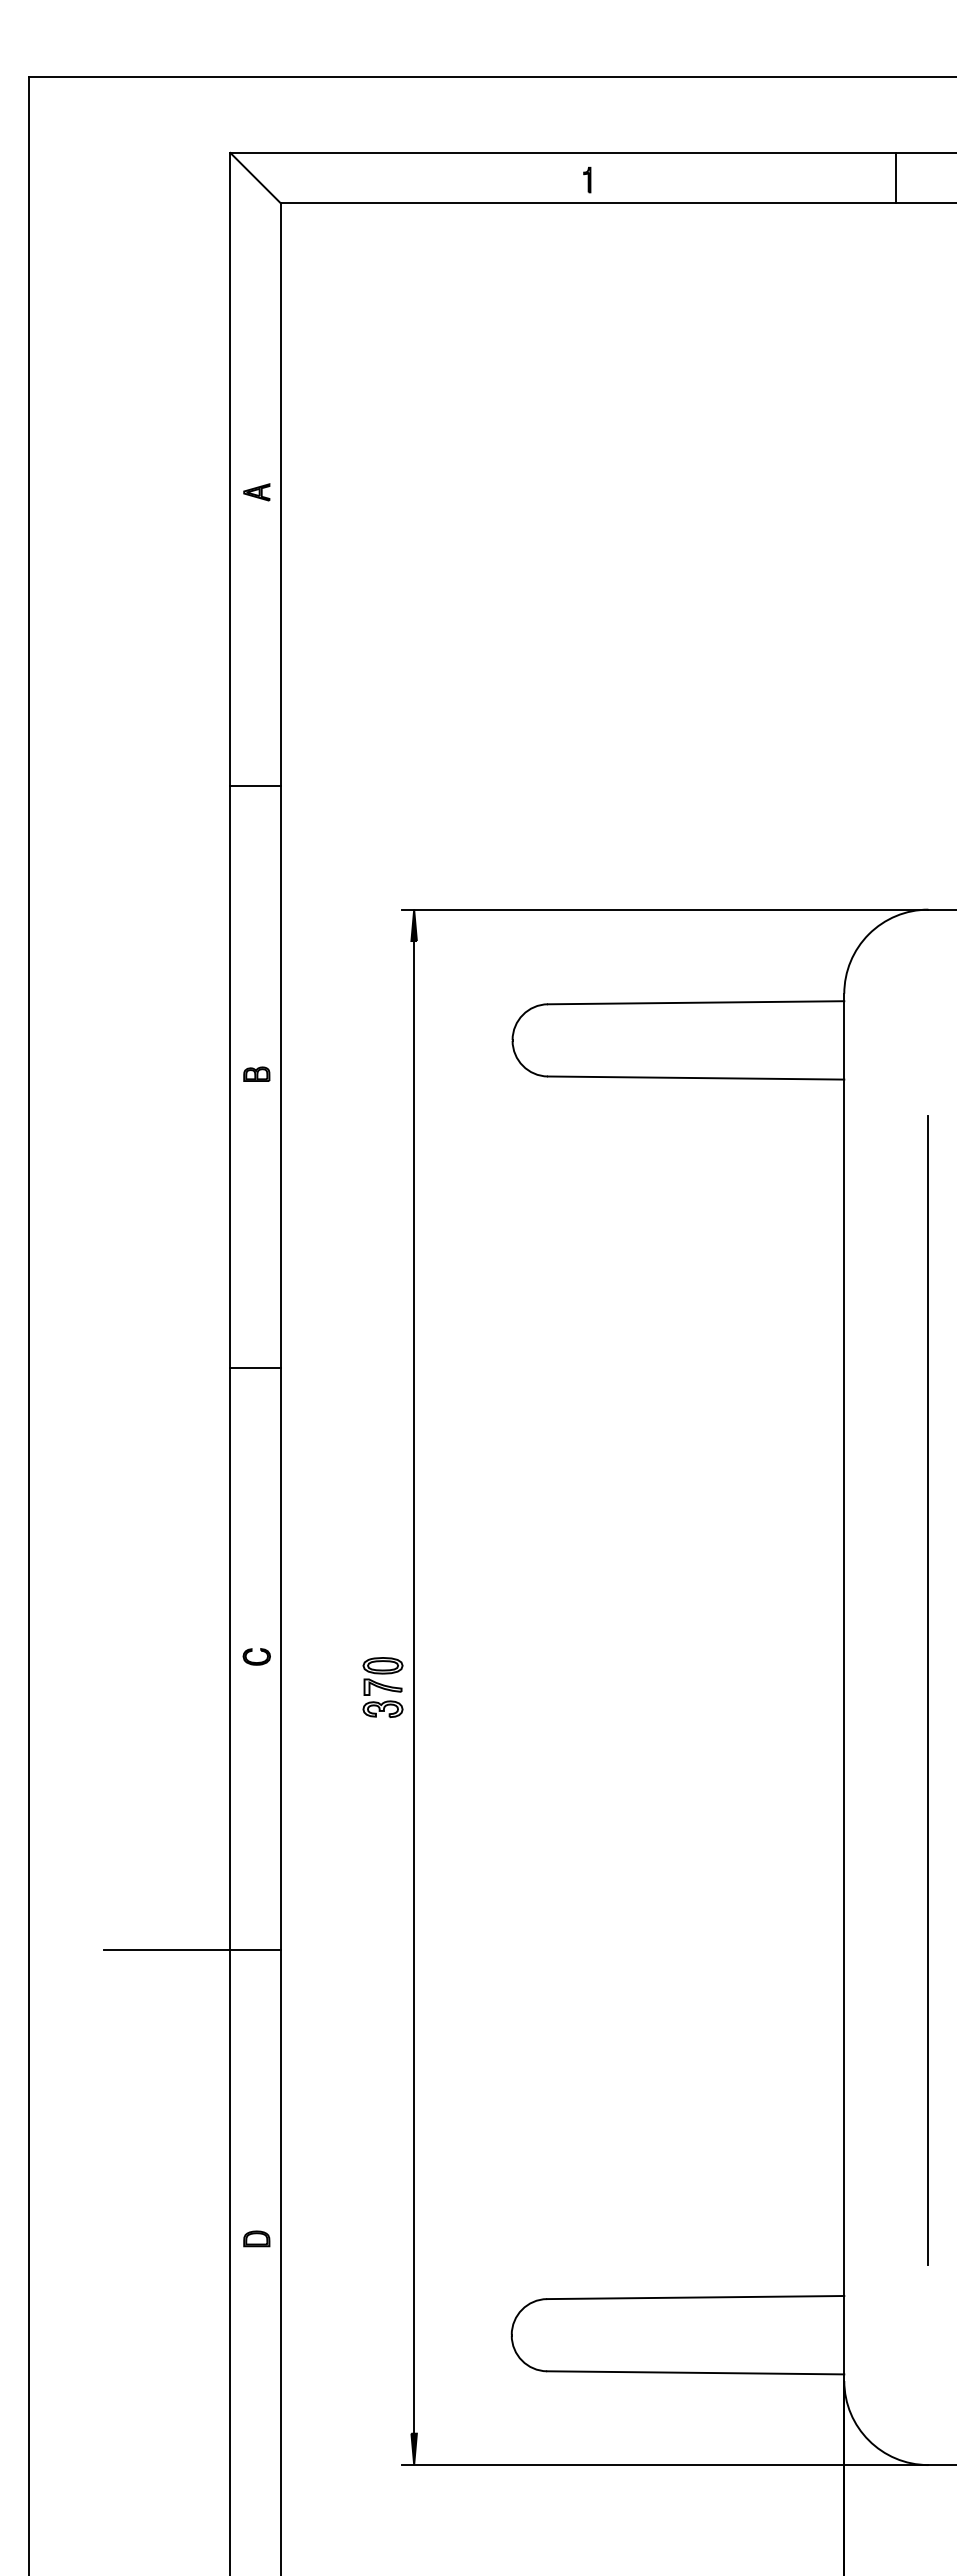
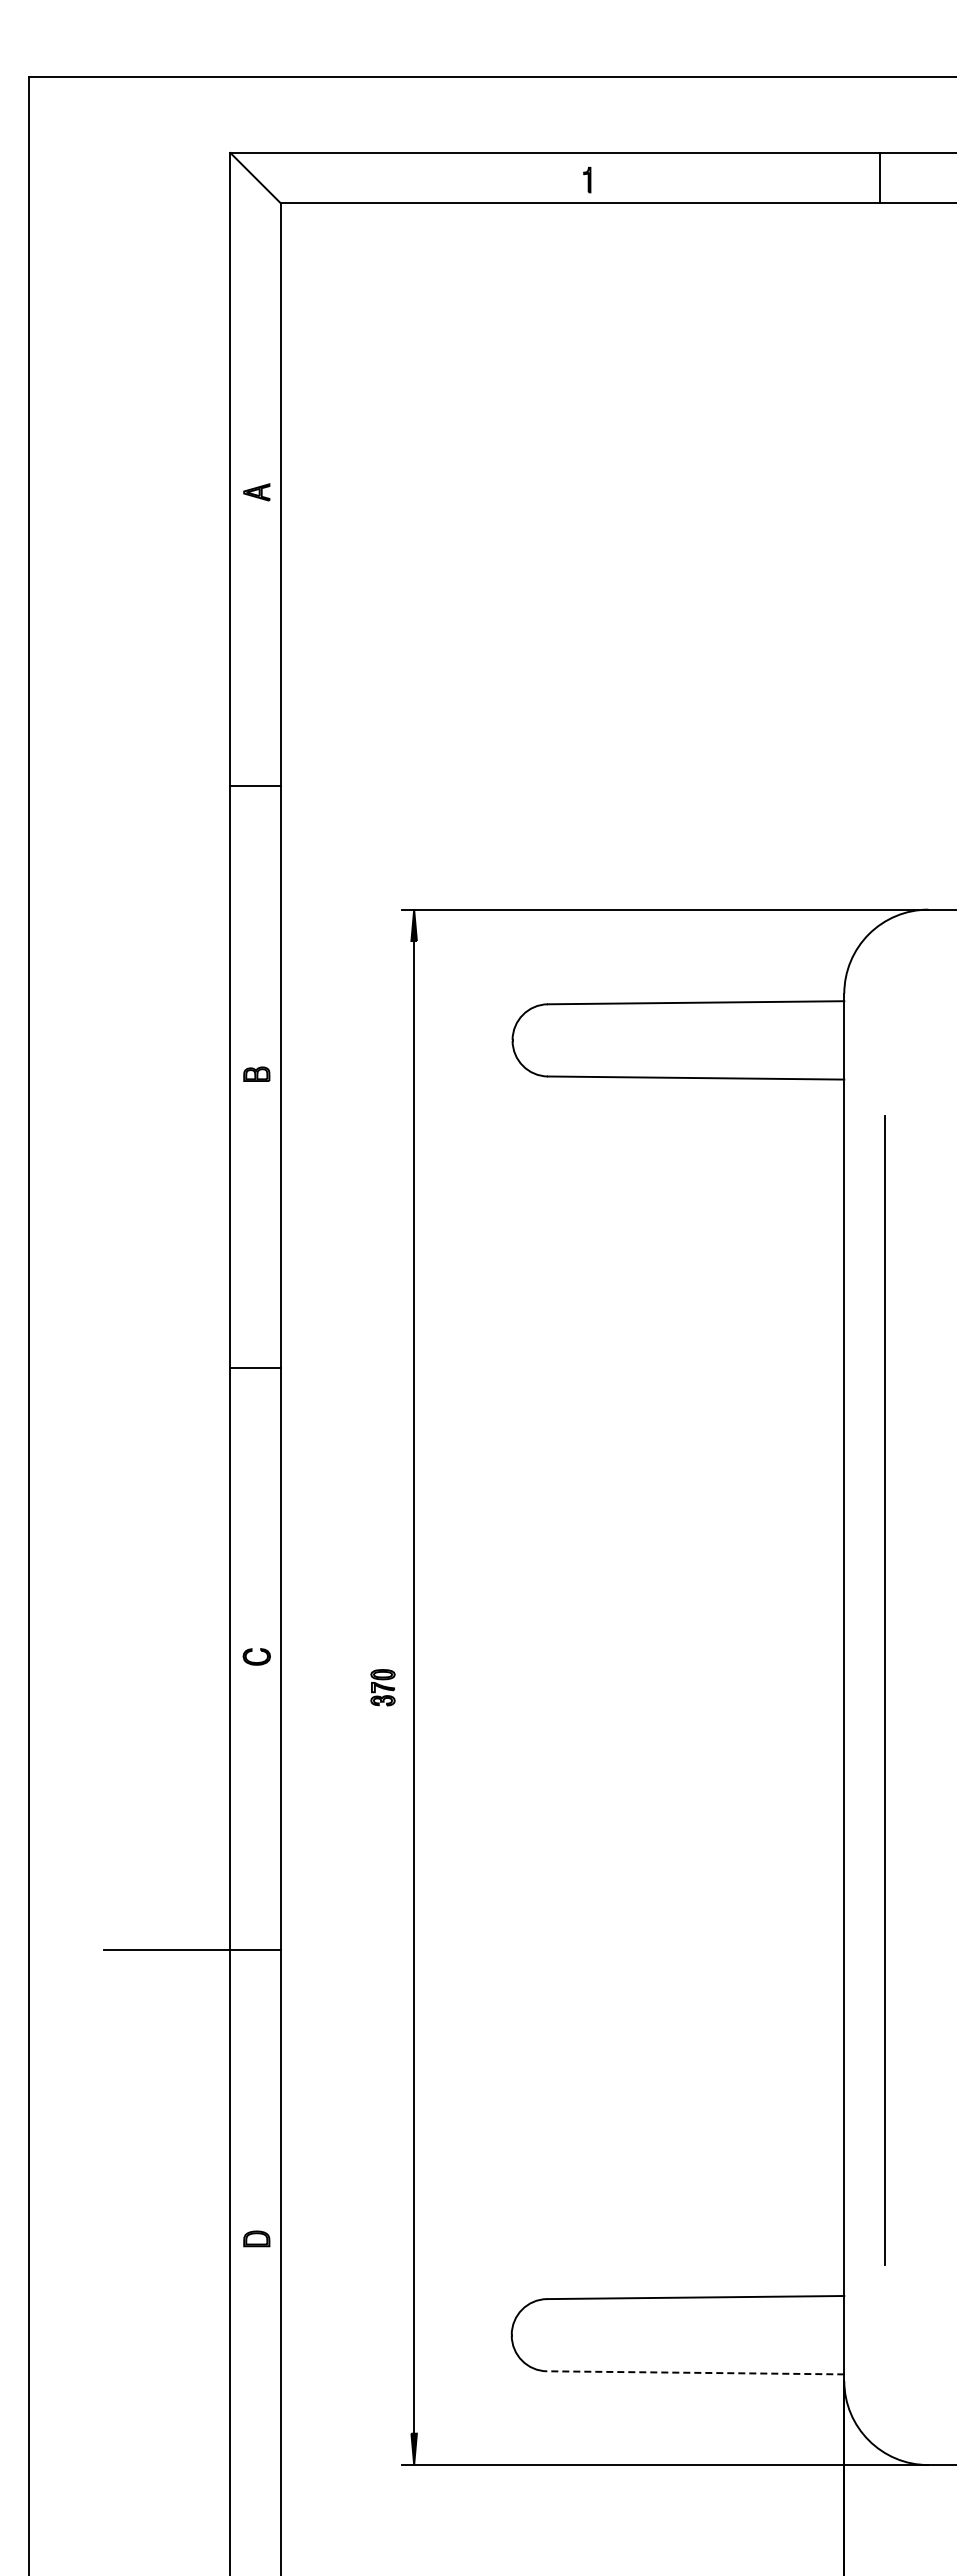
line position: (895, 177) -> (879, 177) (879, 177)
part size: 42x62 px -> 26x38 px (382, 1687)
line position: (927, 1690) -> (884, 1690) (884, 1690)
line: solid -> dashed (695, 2372)
